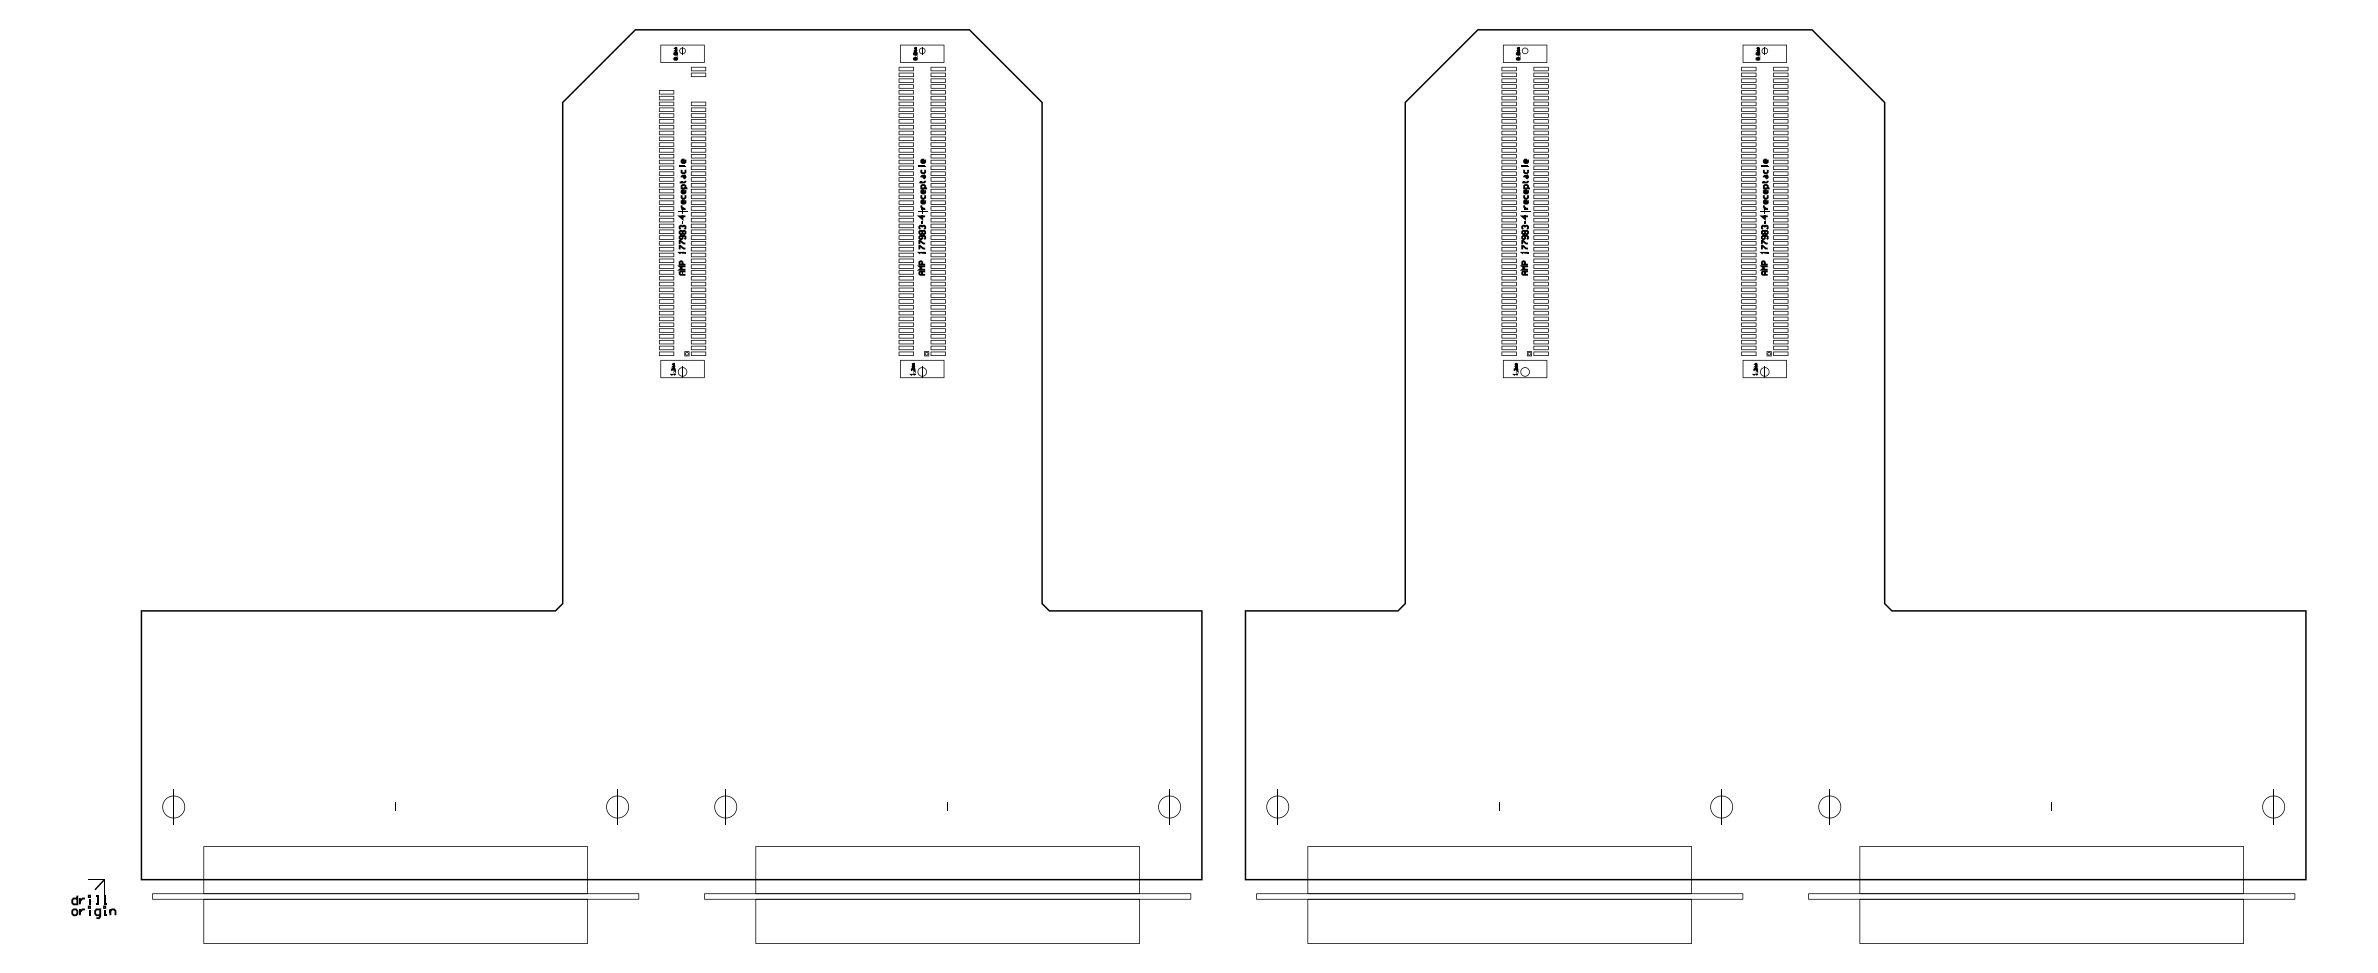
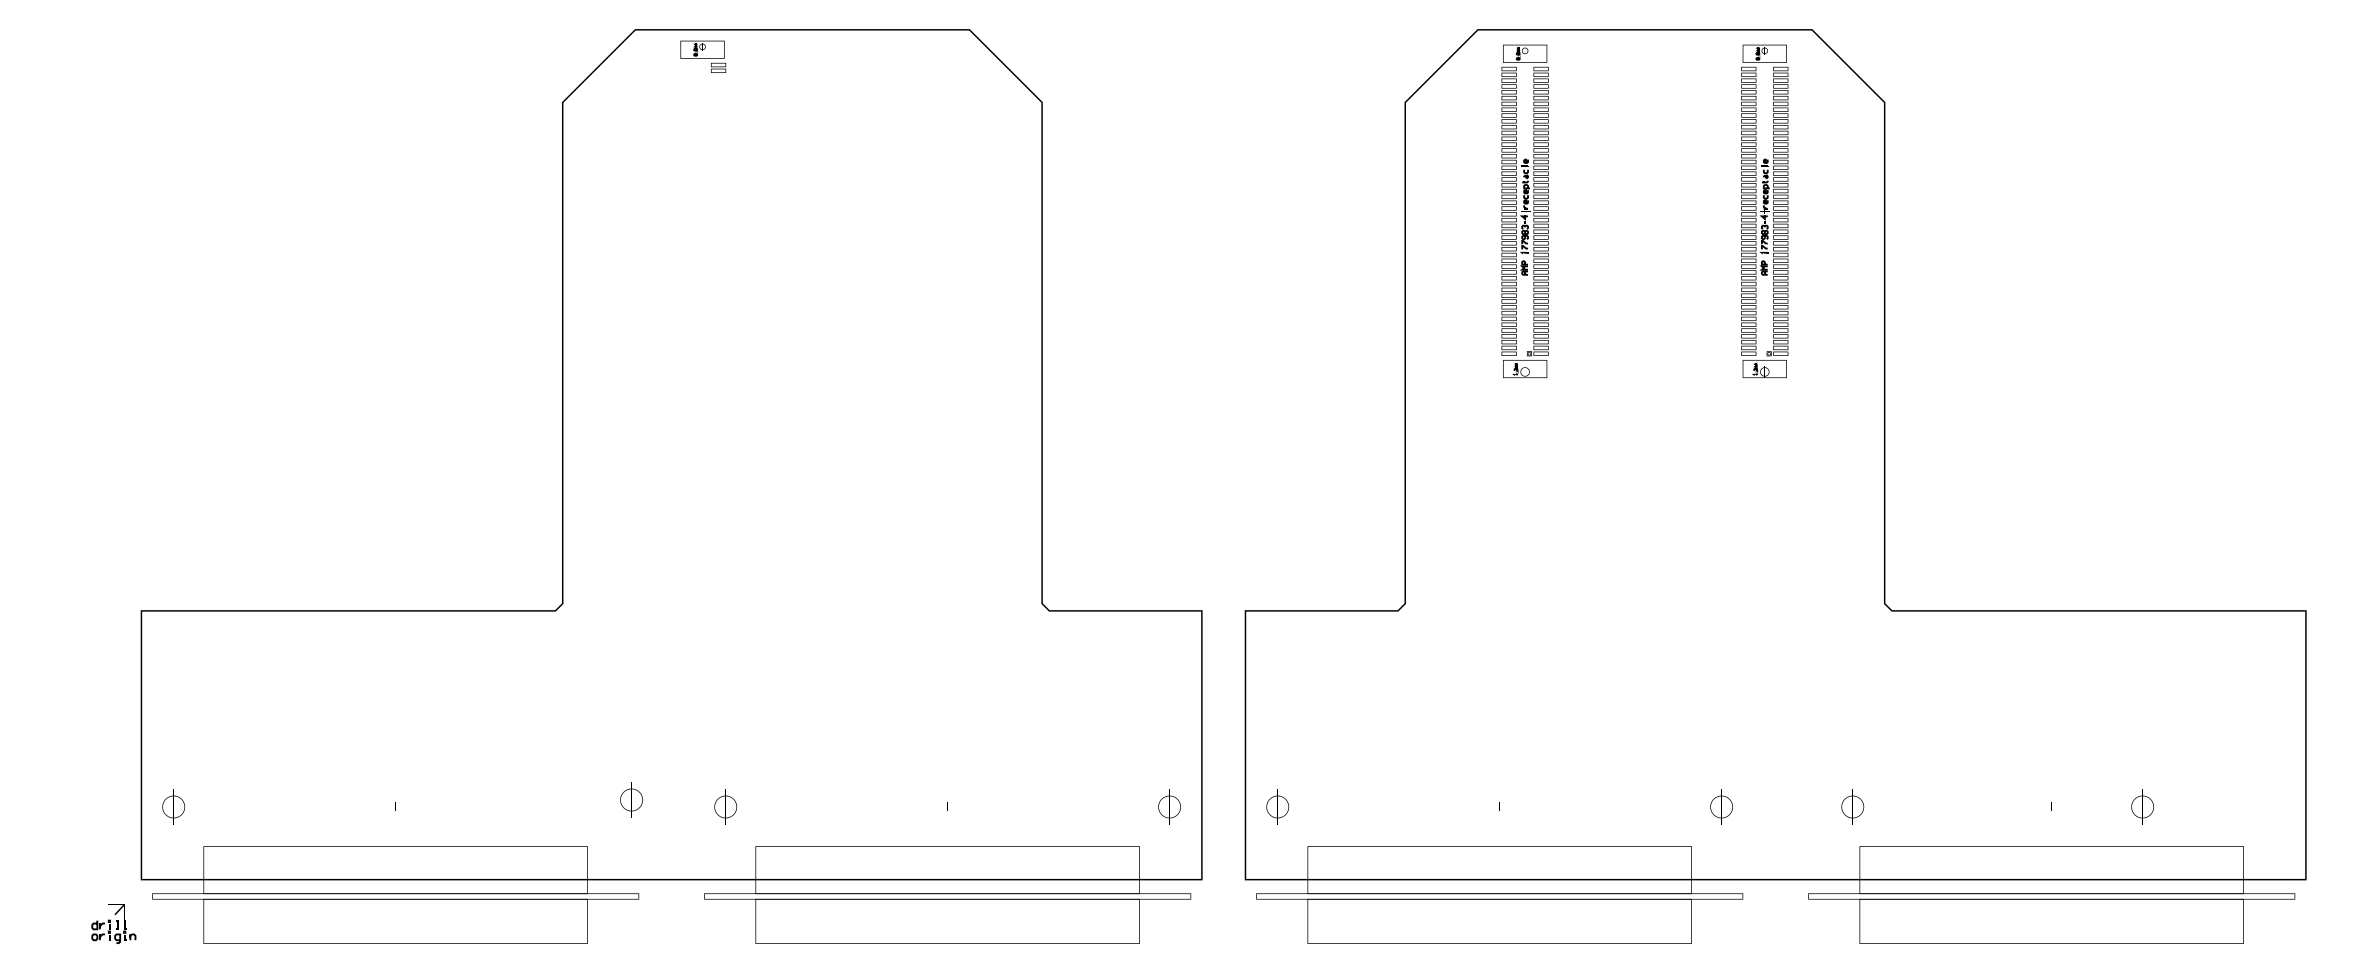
part position: (683, 60) -> (703, 56) (703, 56)
part: present -> none (921, 210)
part: present -> none (682, 233)
part position: (617, 806) -> (631, 799) (631, 799)
part position: (1829, 806) -> (1852, 806) (1852, 806)
part position: (2273, 806) -> (2142, 806) (2142, 806)
part position: (93, 898) -> (113, 923) (113, 923)
